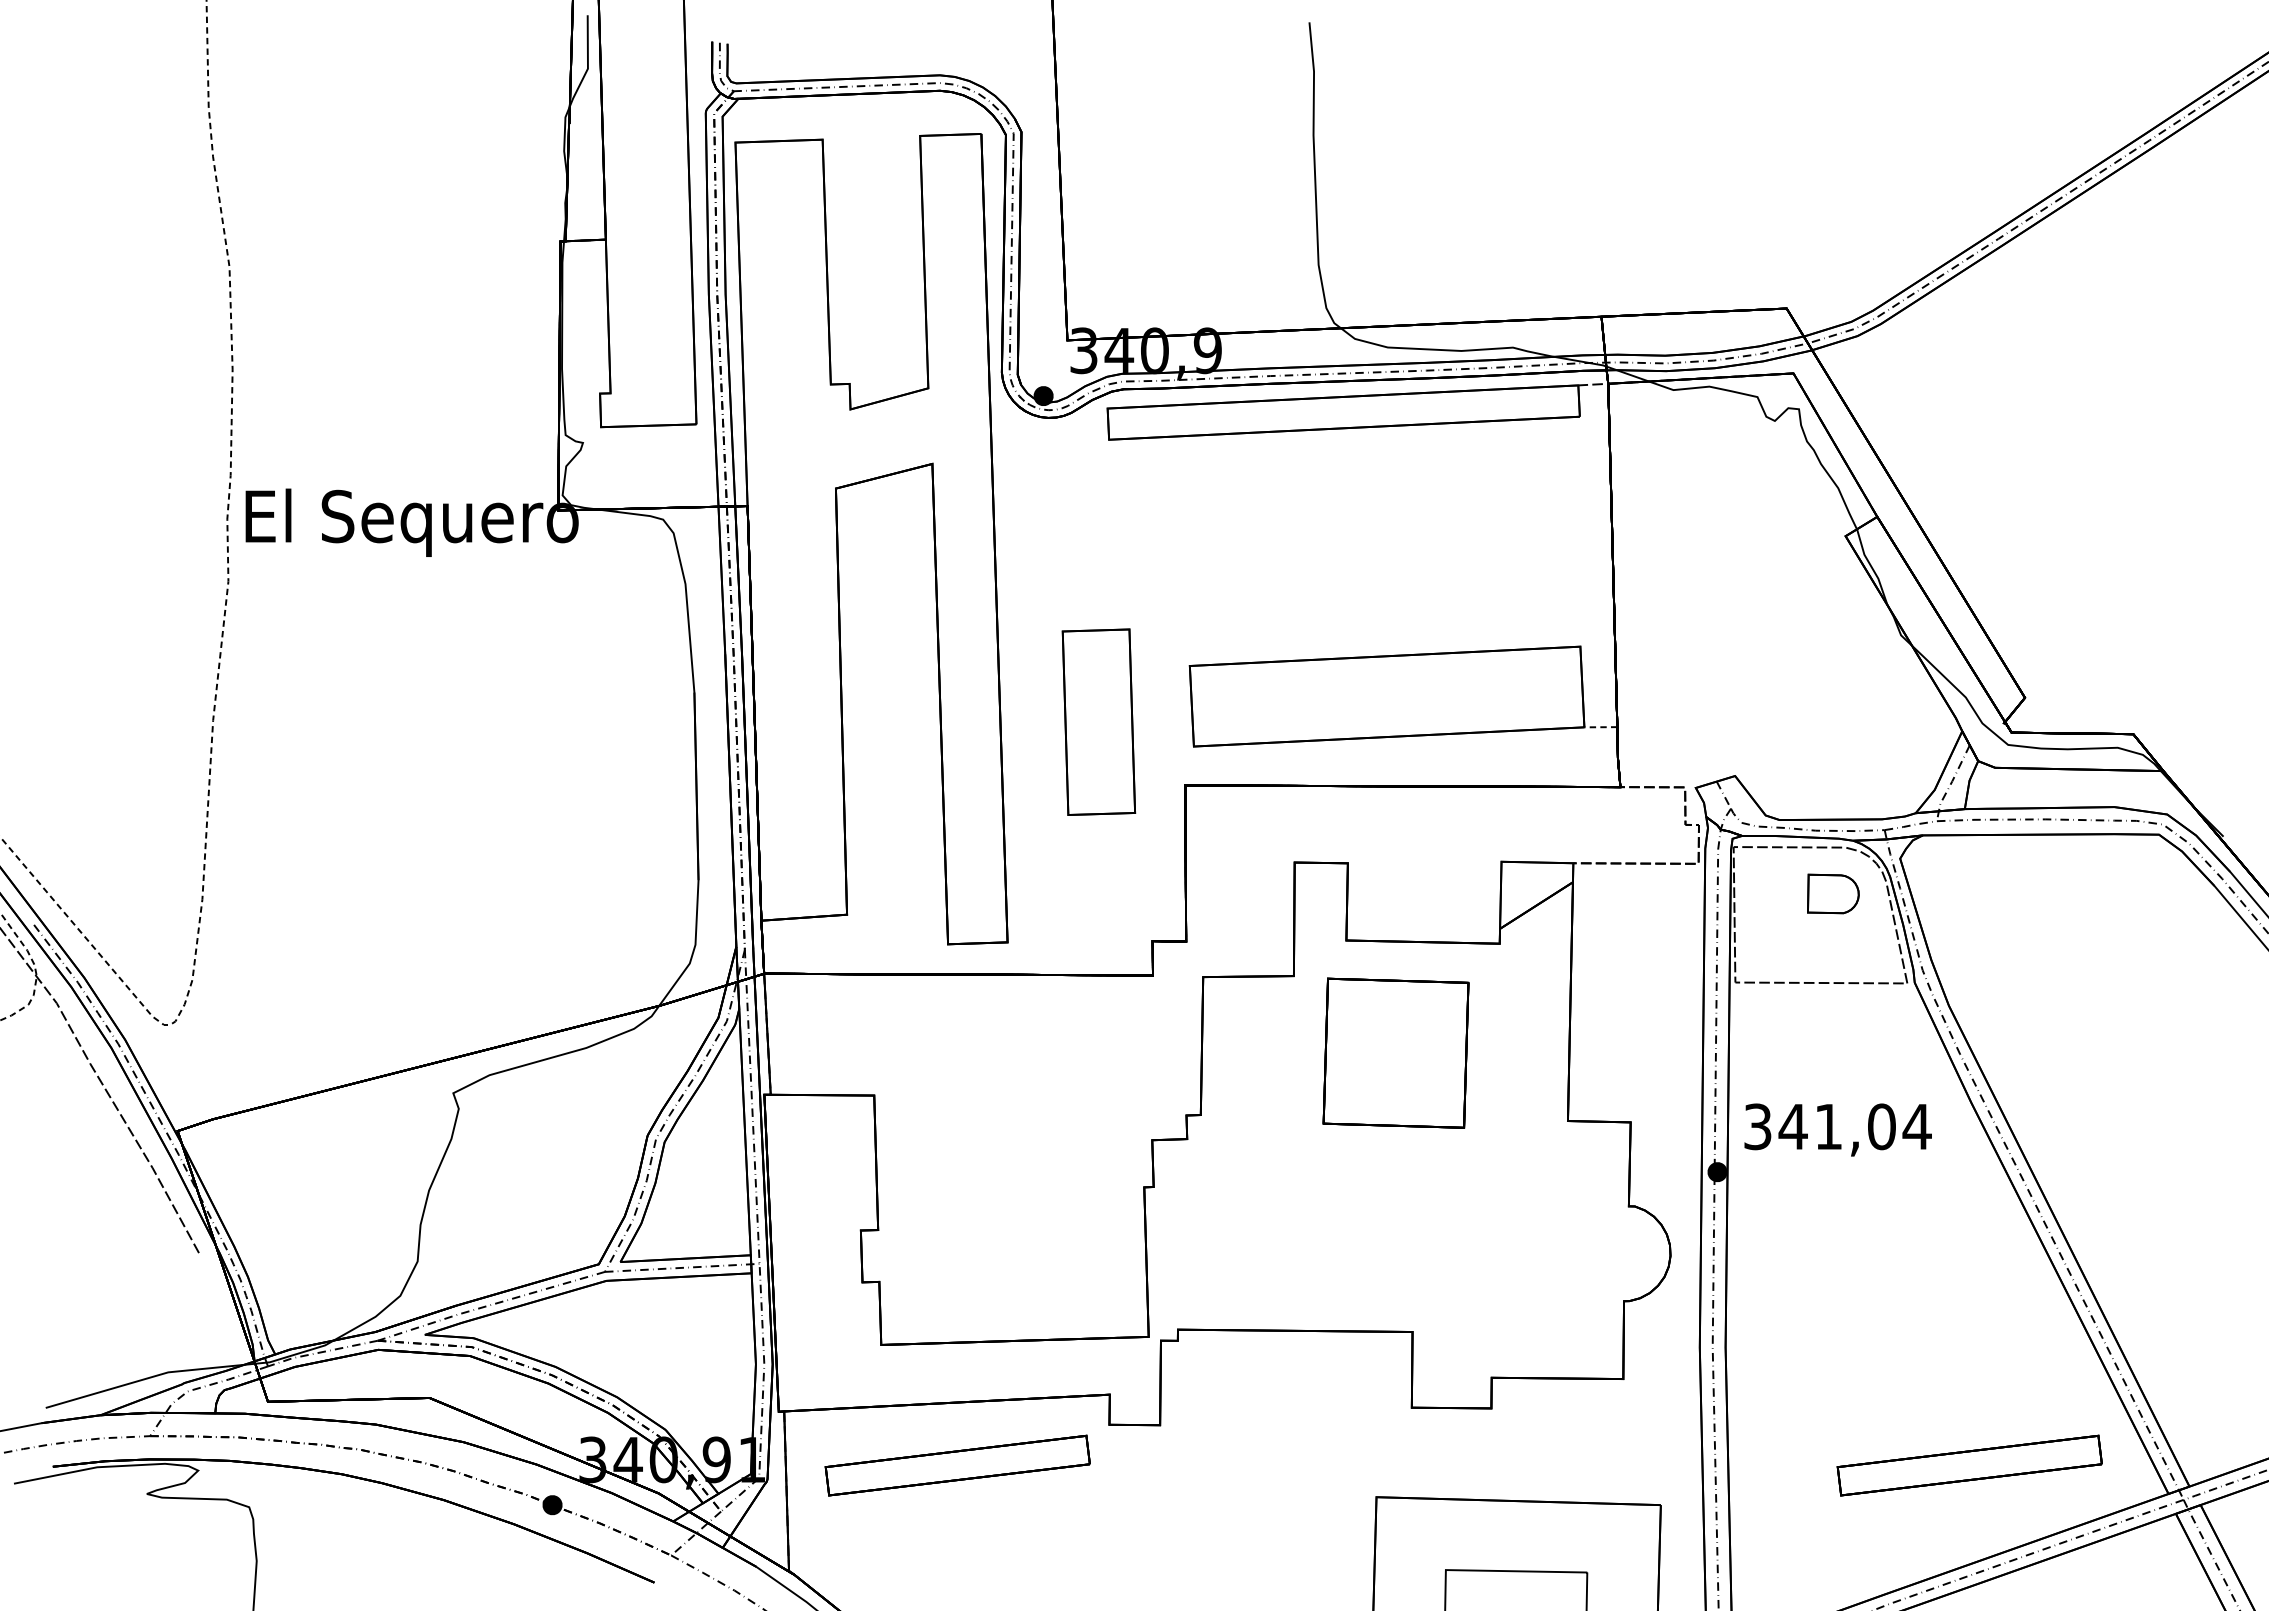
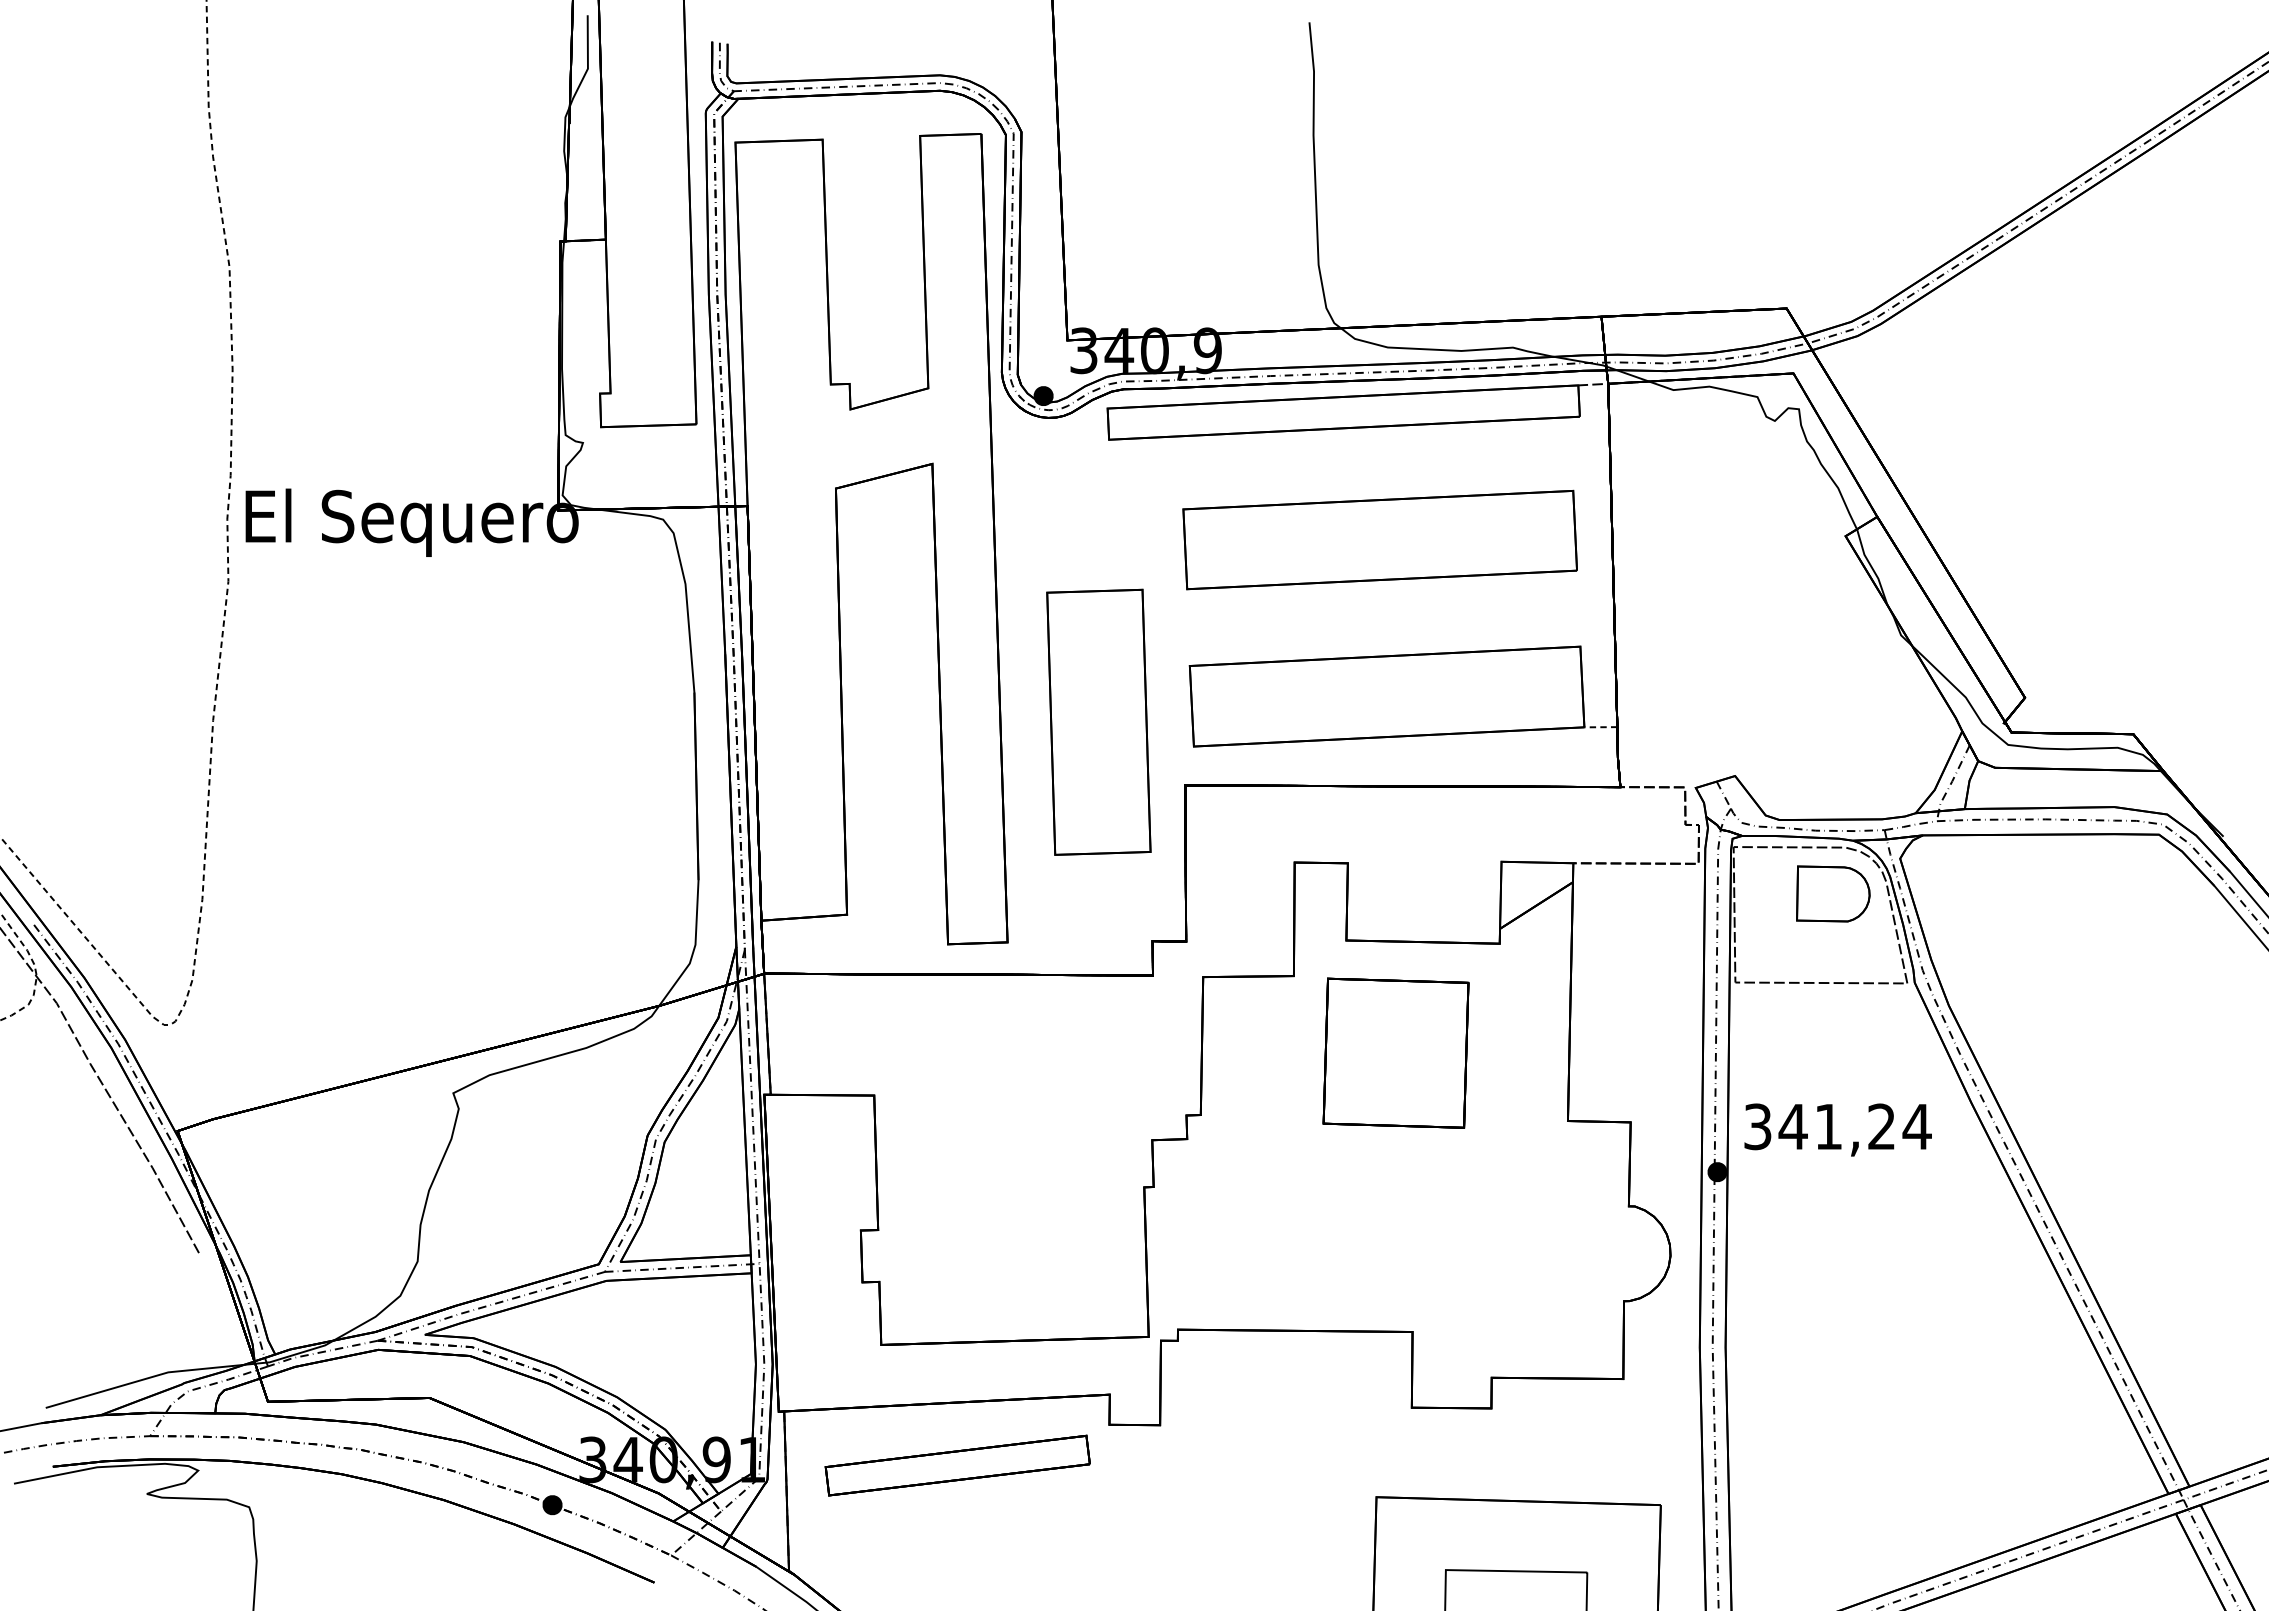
part: none -> present (1379, 539)
part size: 76x188 px -> 106x268 px (1098, 721)
part size: 53x42 px -> 75x58 px (1833, 893)
text: 341,04 -> 341,24 (1881, 1126)
part: present -> none (1969, 1465)
